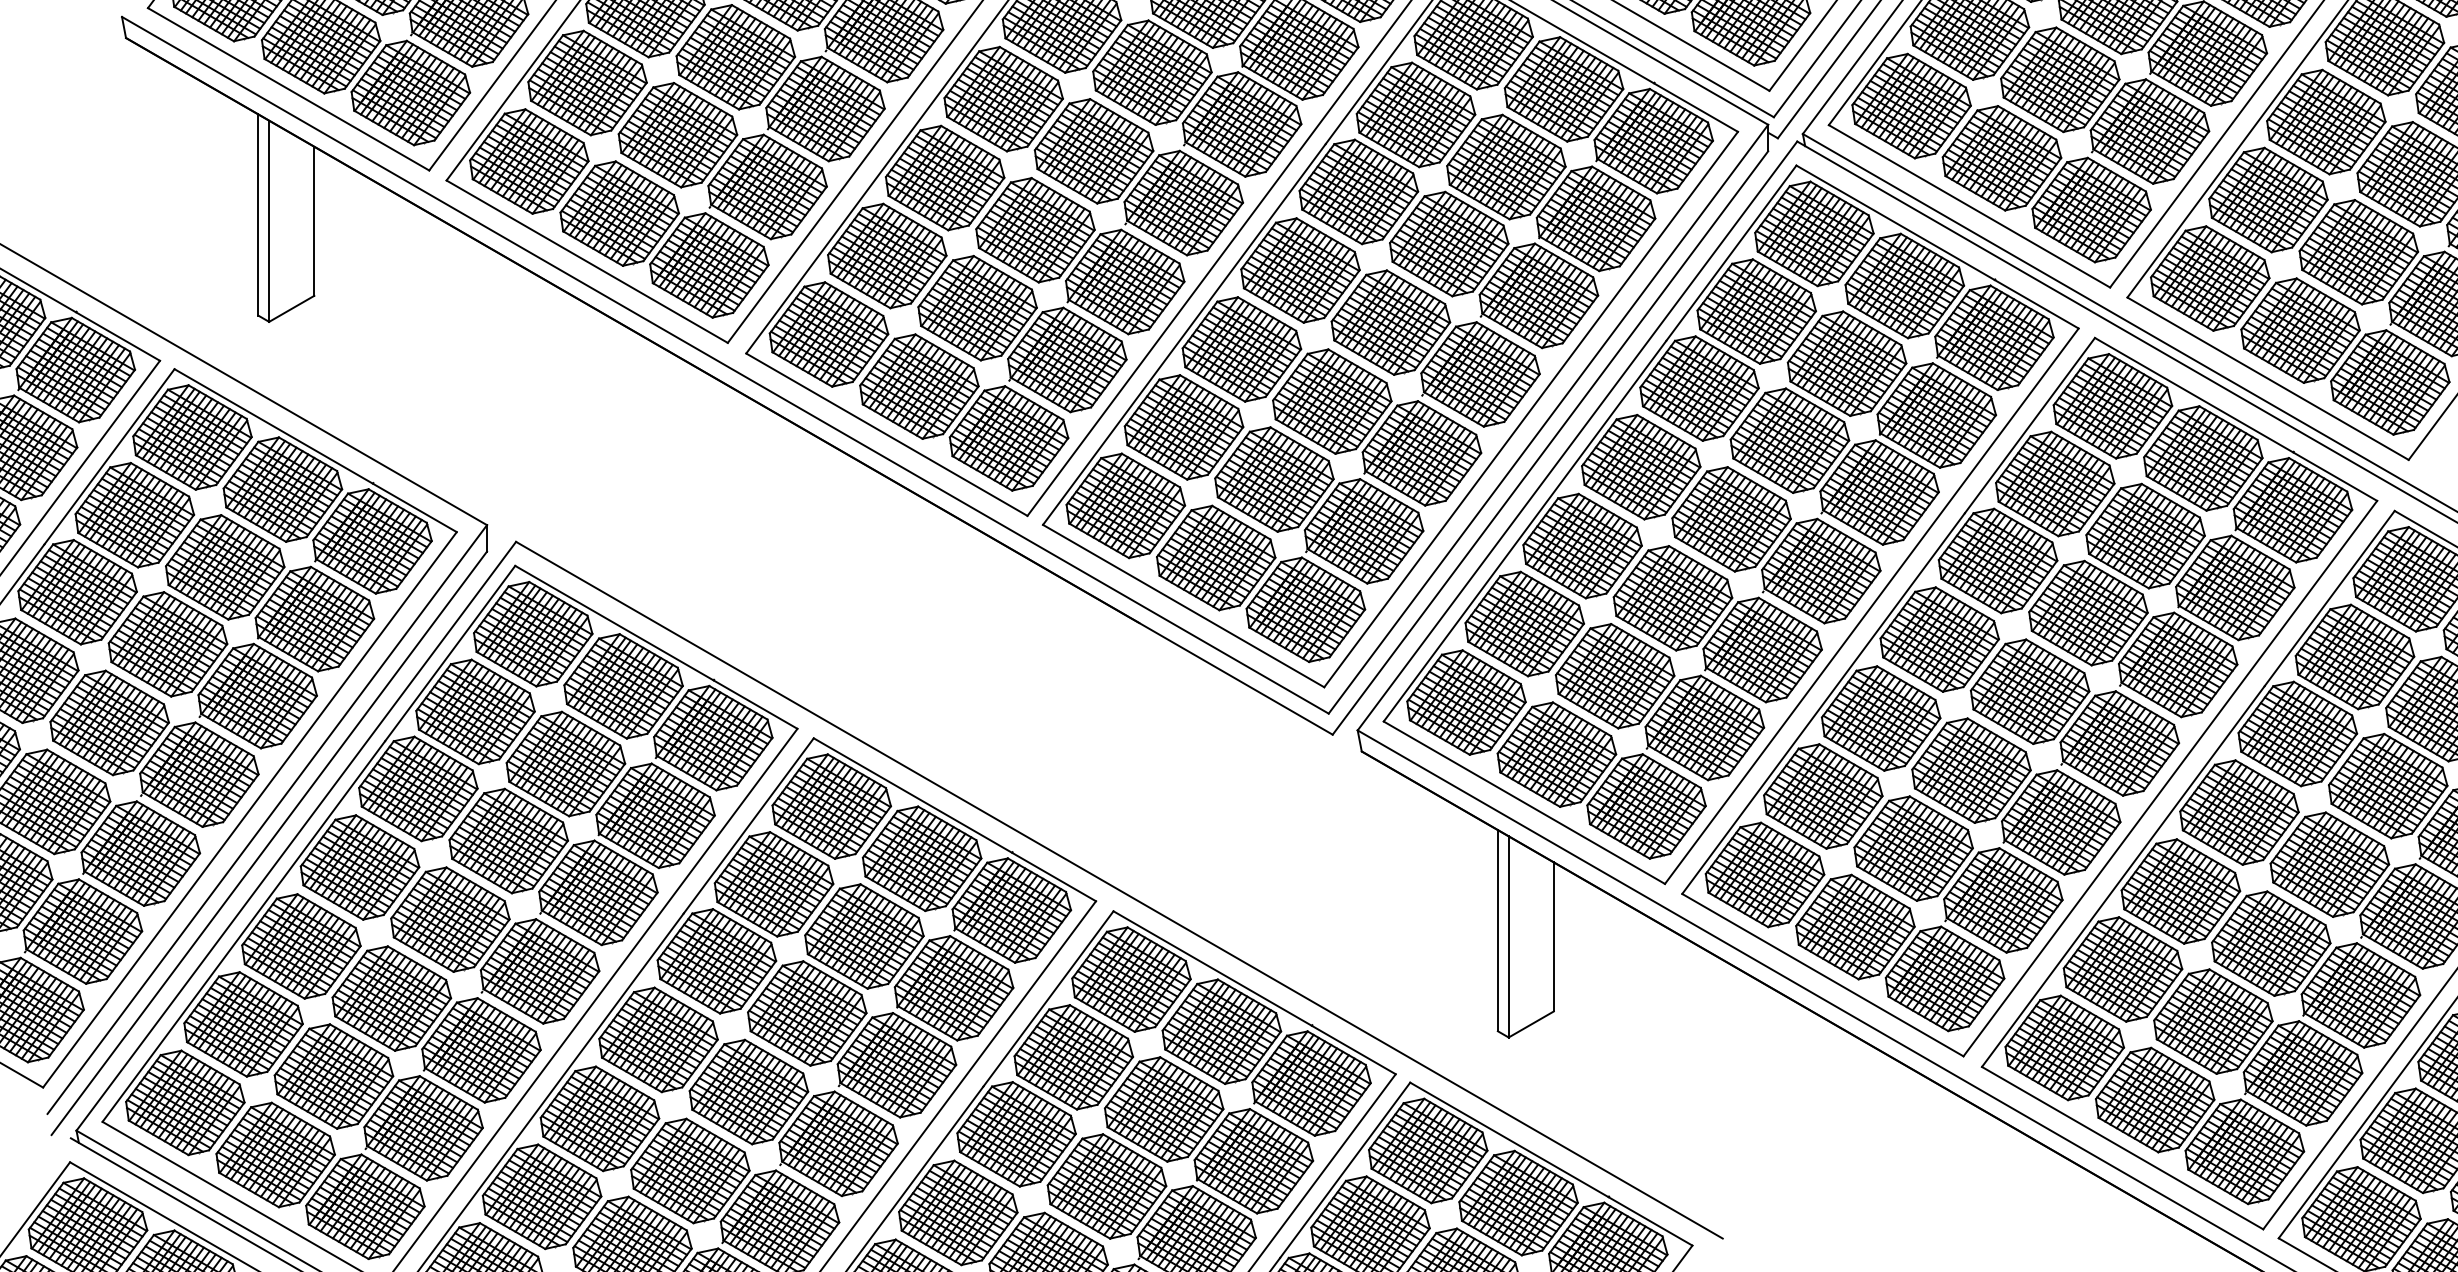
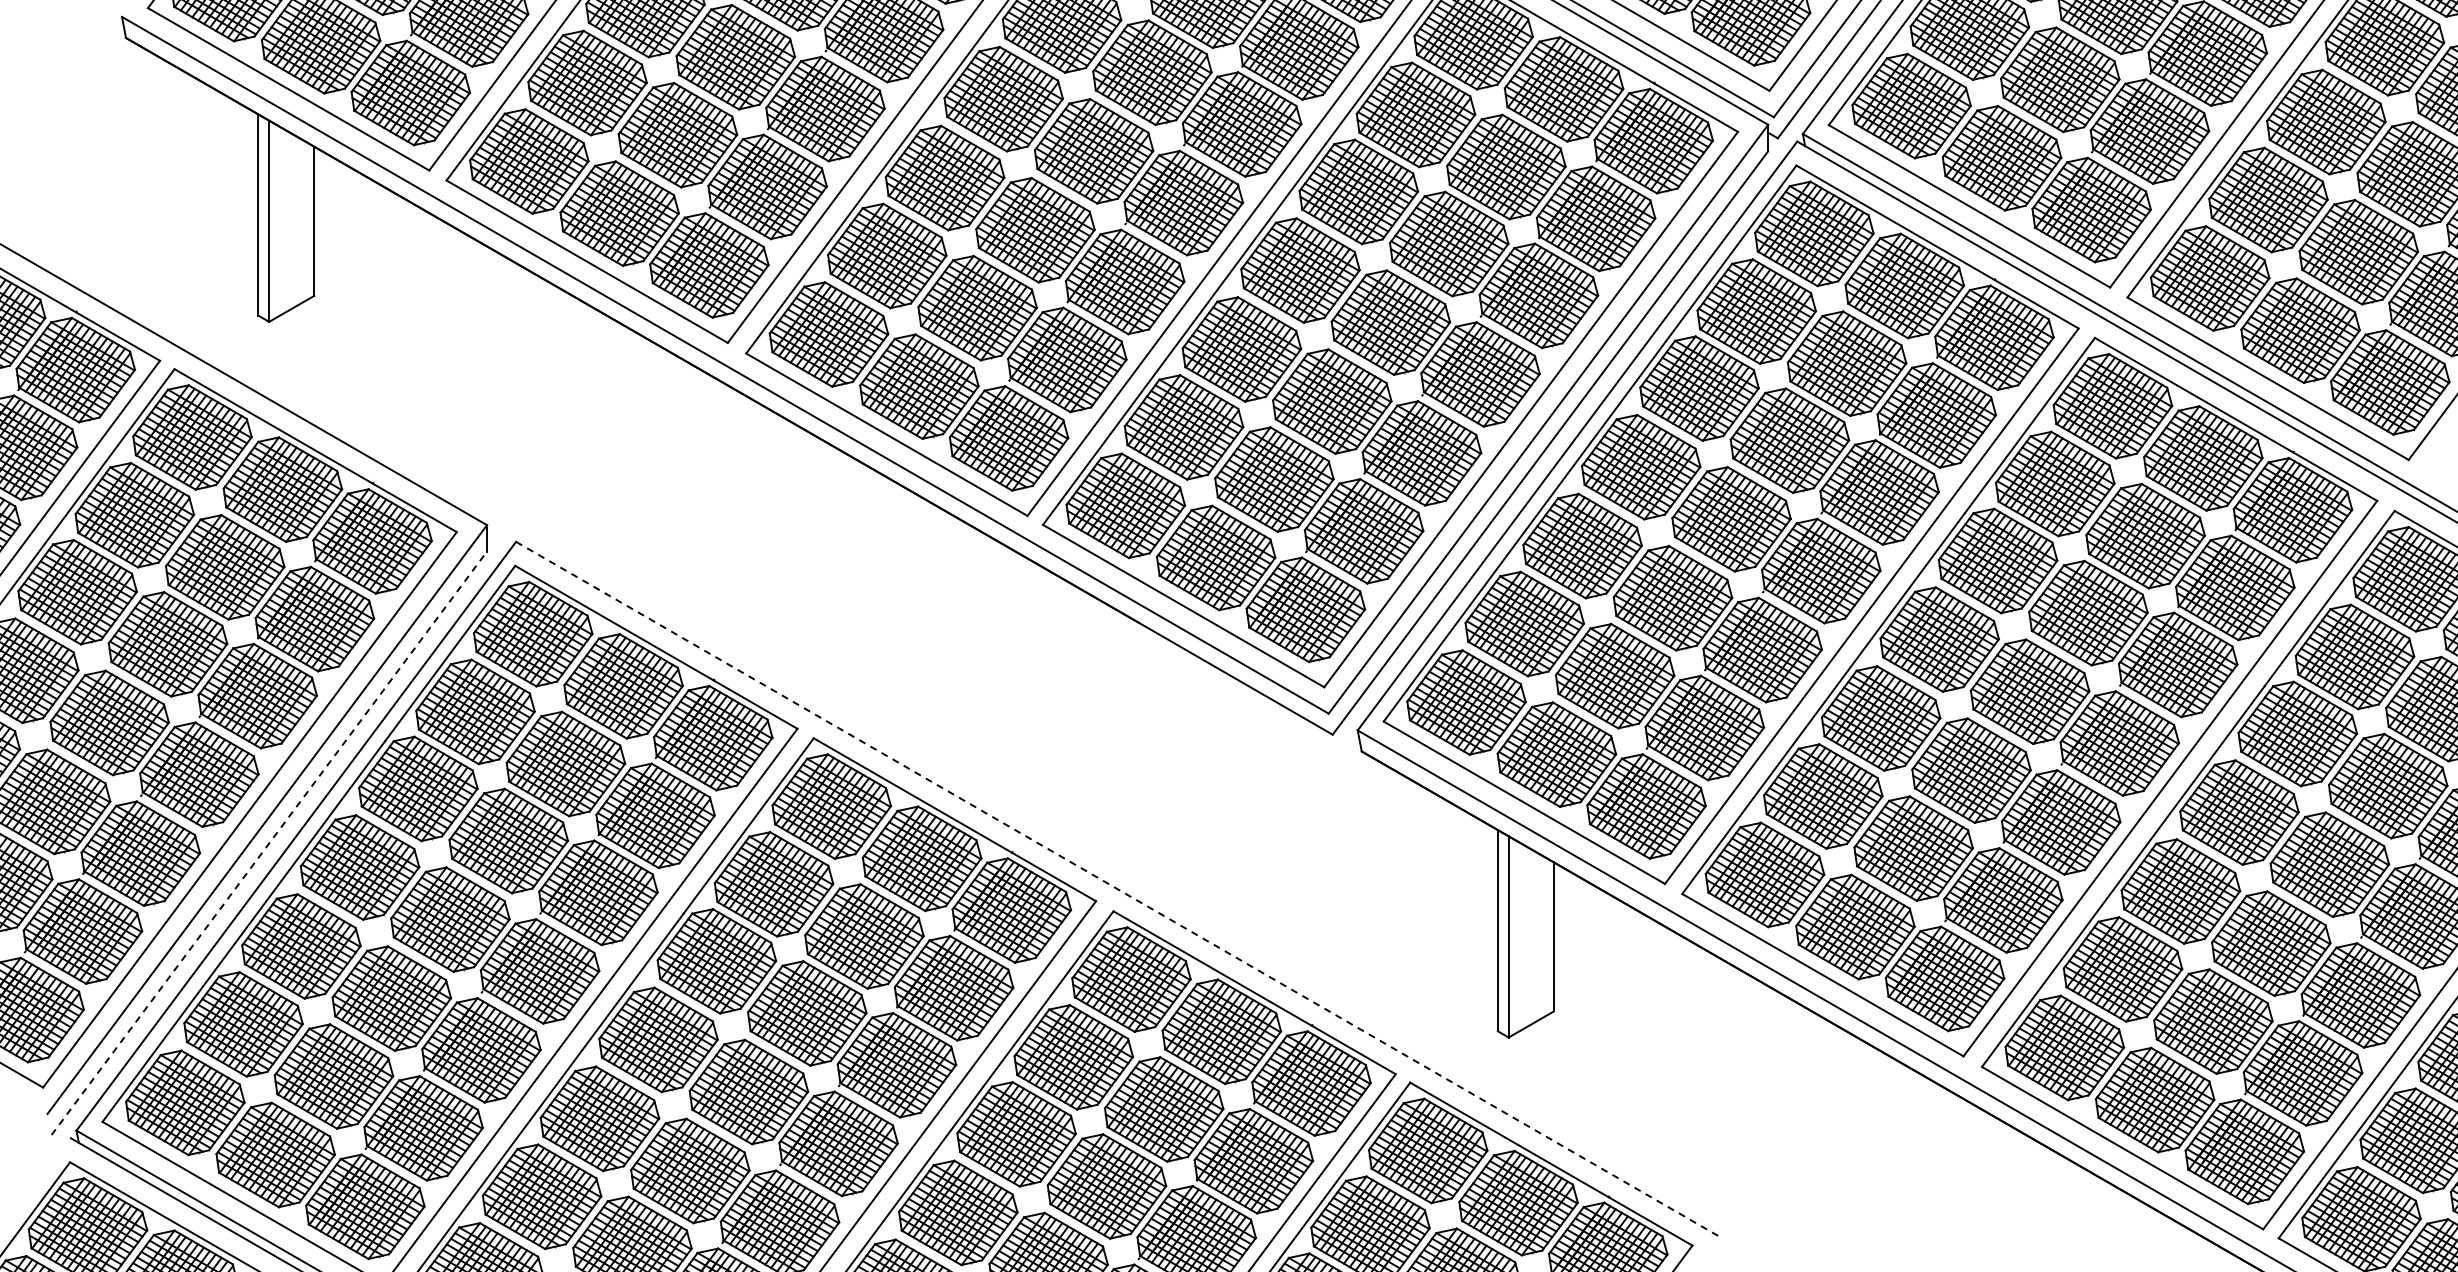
line: solid -> dashed (269, 842)
line: solid -> dashed (1119, 890)
